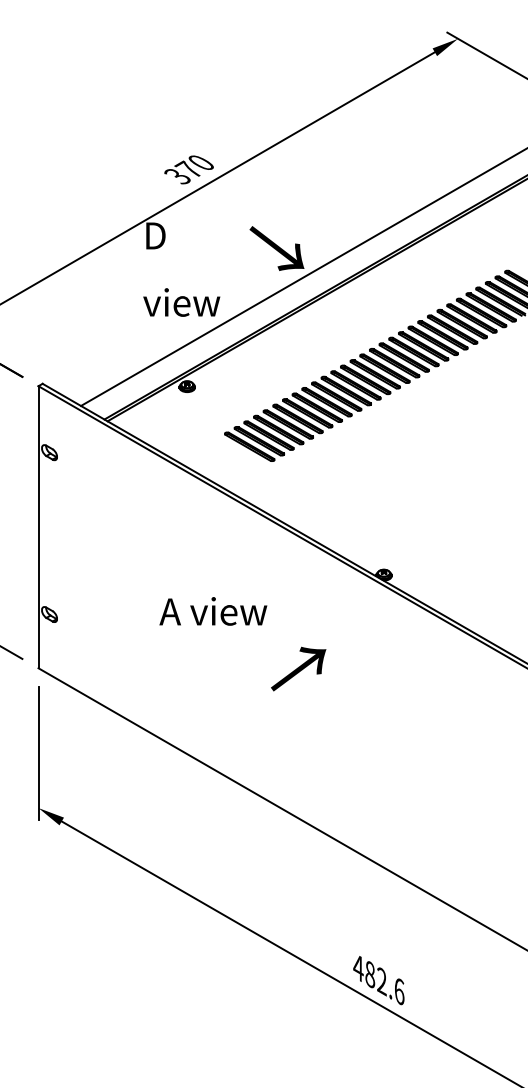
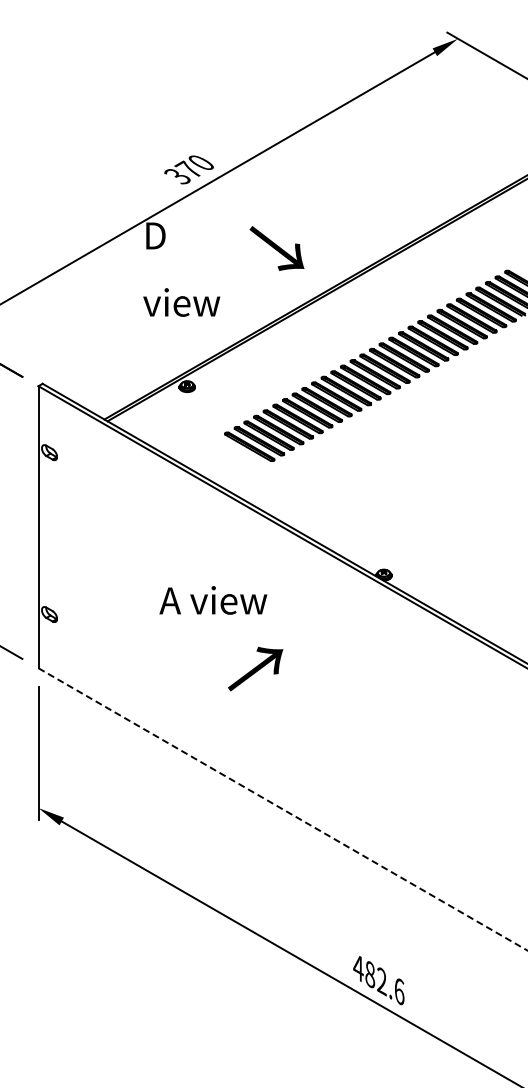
line: present -> none (302, 277)
text position: (213, 611) -> (213, 600) (213, 600)
text position: (298, 668) -> (255, 668) (255, 668)
line: solid -> dashed (283, 809)
